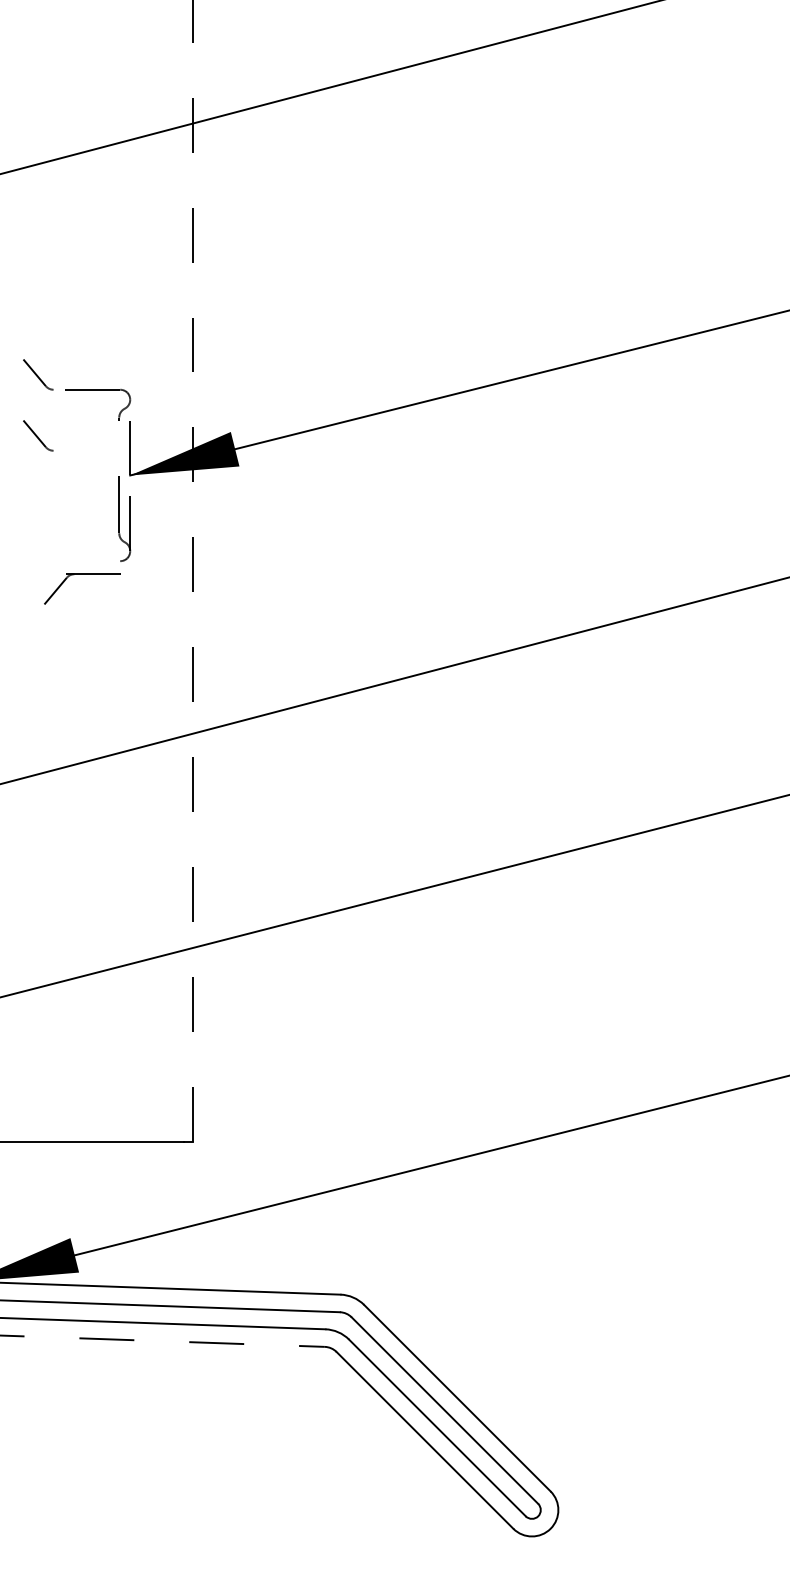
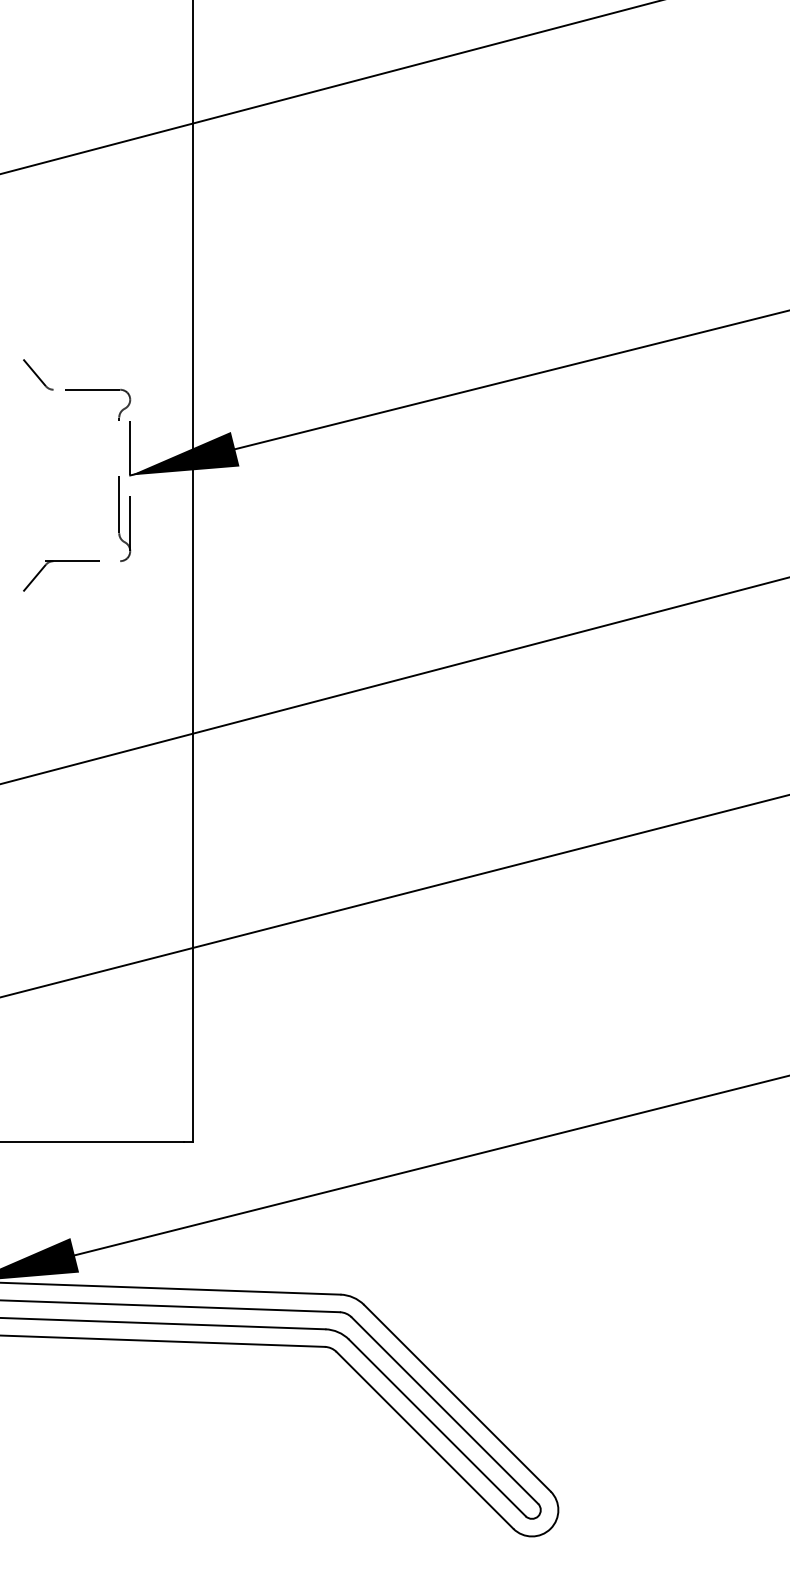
part: present -> none (38, 435)
line: dashed -> solid (193, 570)
part position: (82, 574) -> (61, 561) (61, 561)
line: dashed -> solid (163, 1341)
